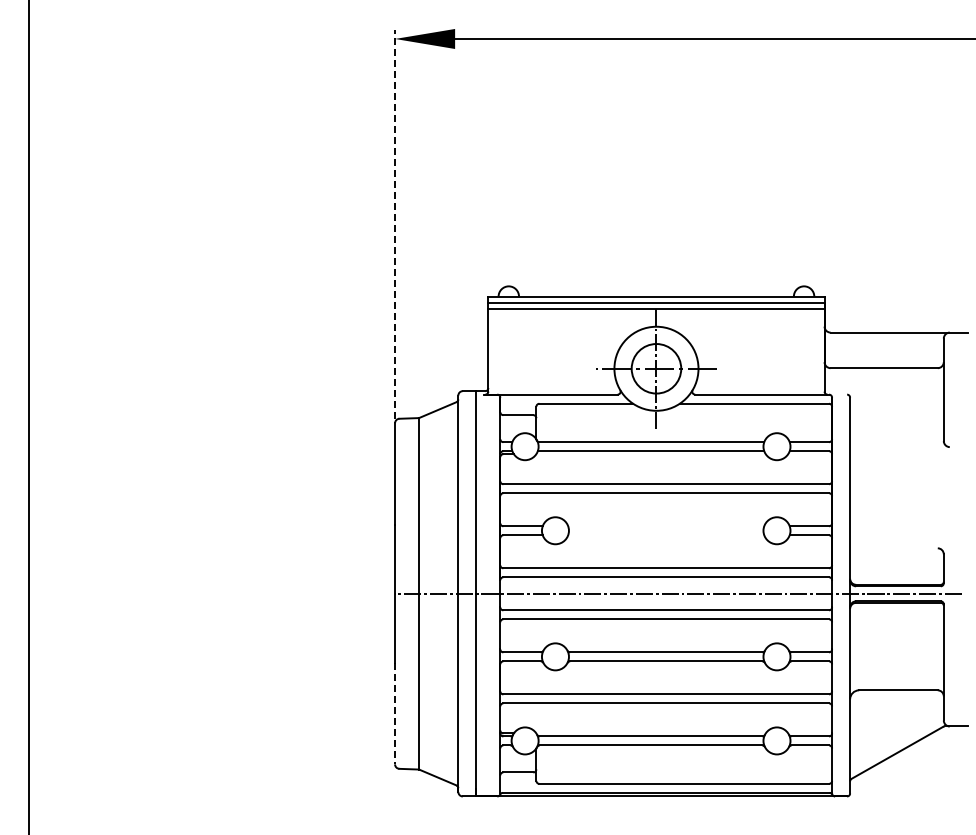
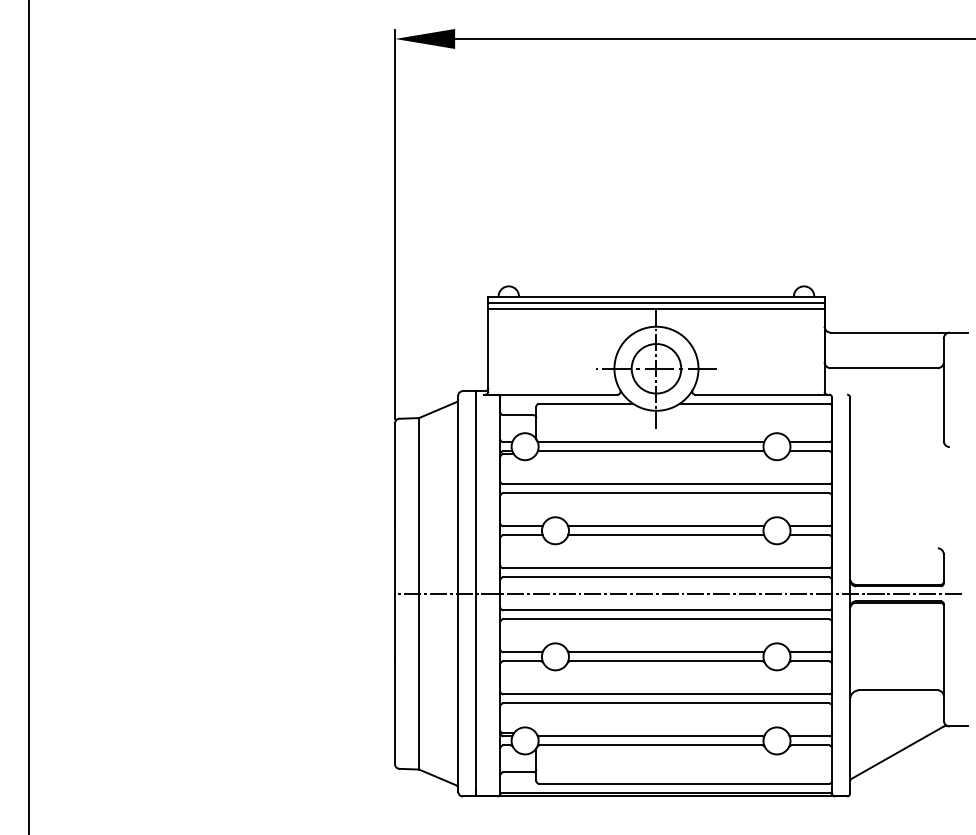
line: dashed -> solid (395, 223)
line: none -> present (666, 526)
line: none -> present (666, 535)
line: dashed -> solid (395, 713)
